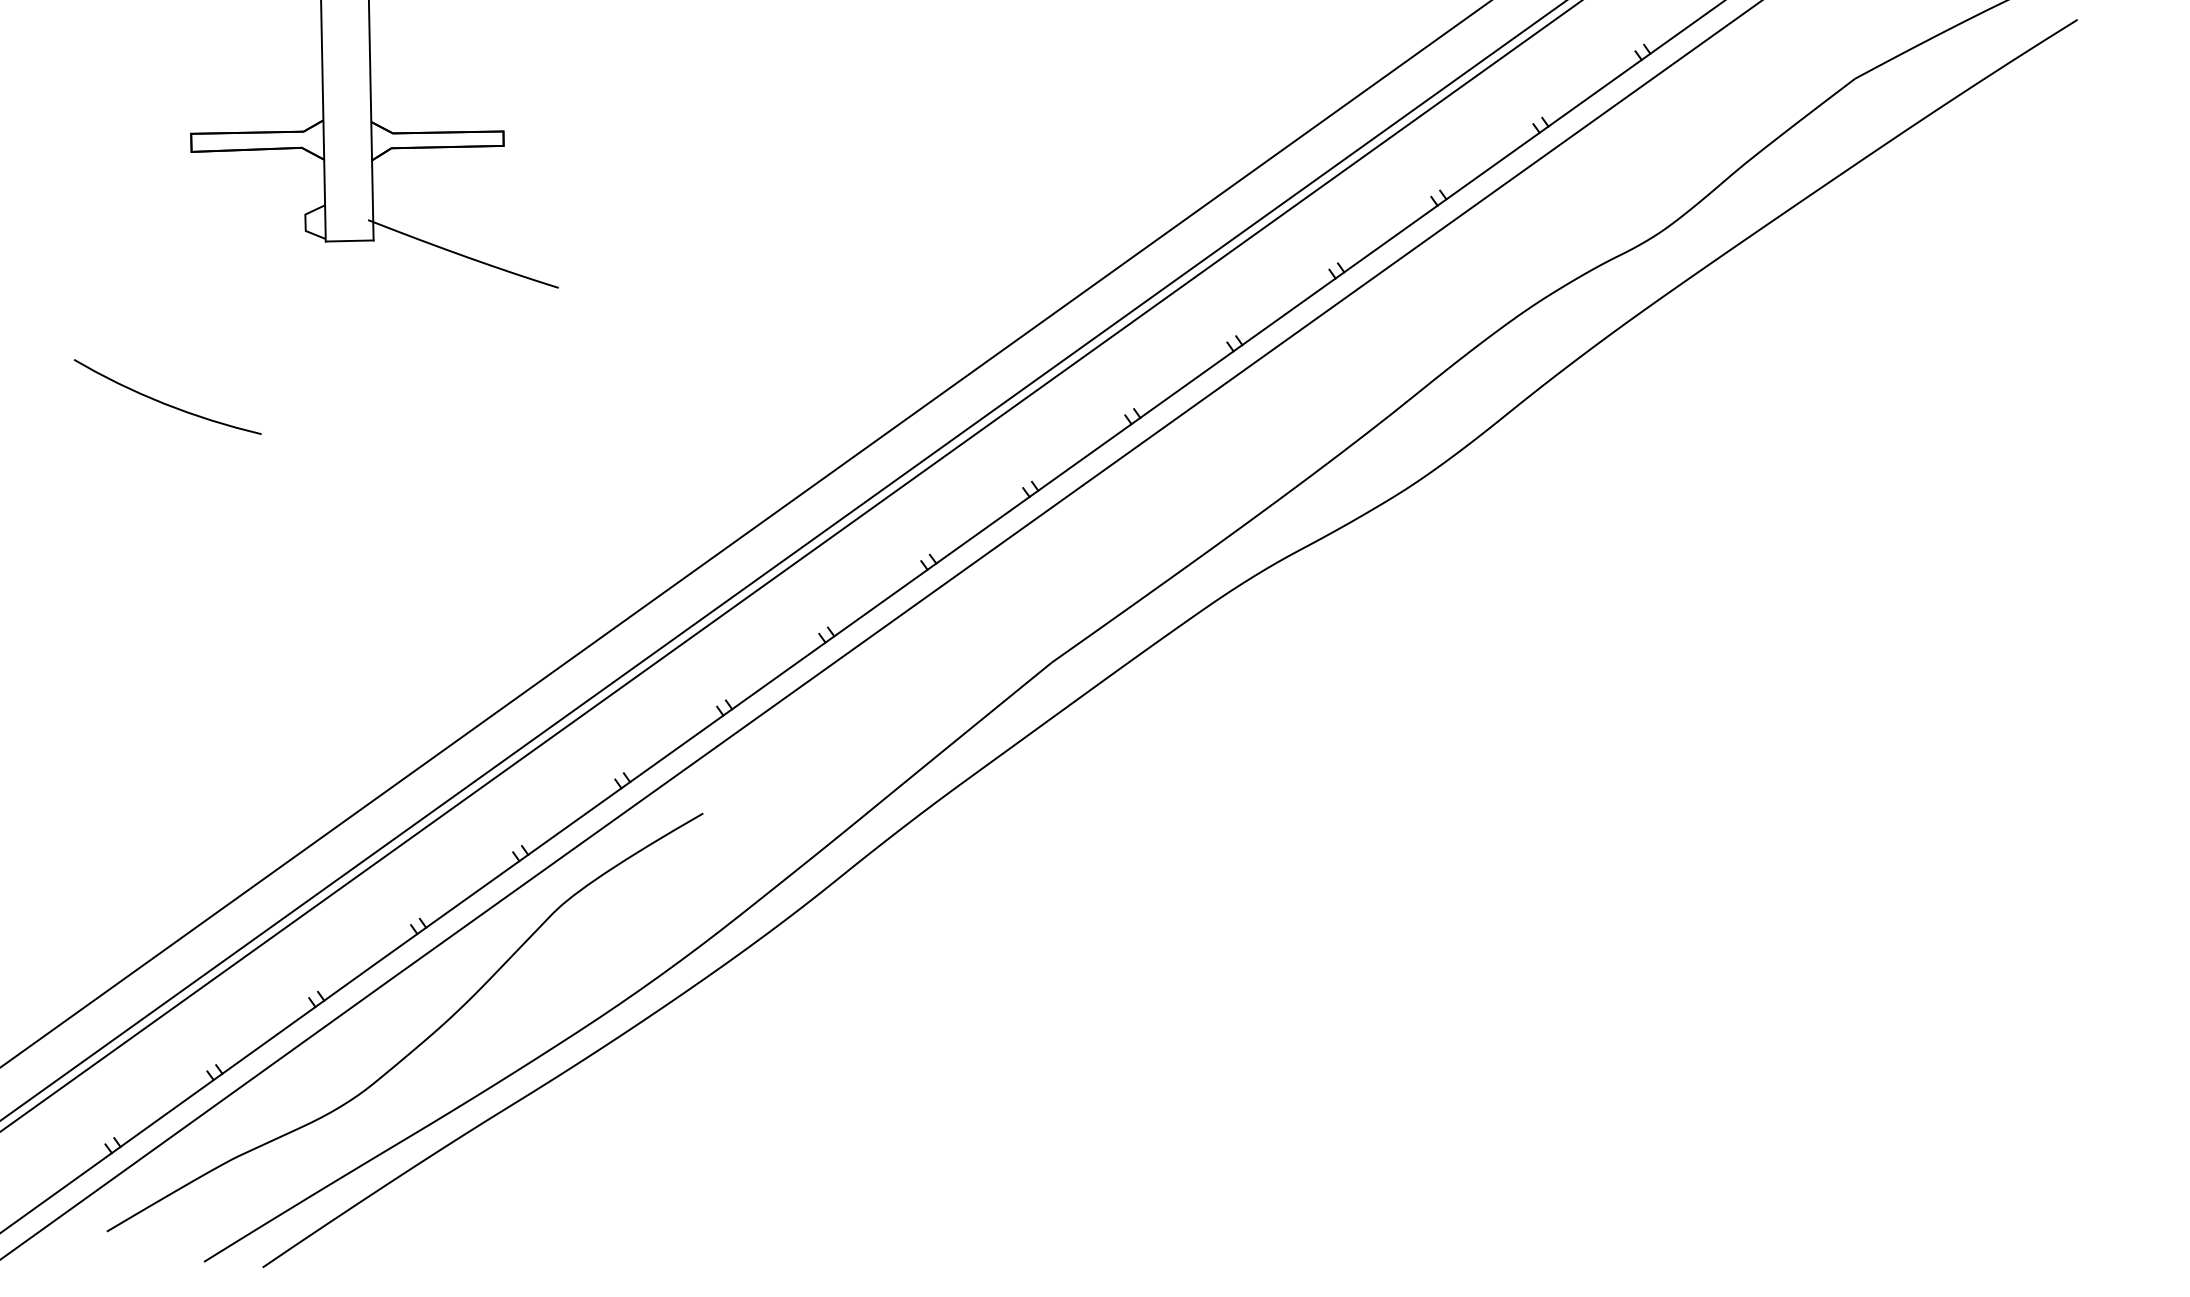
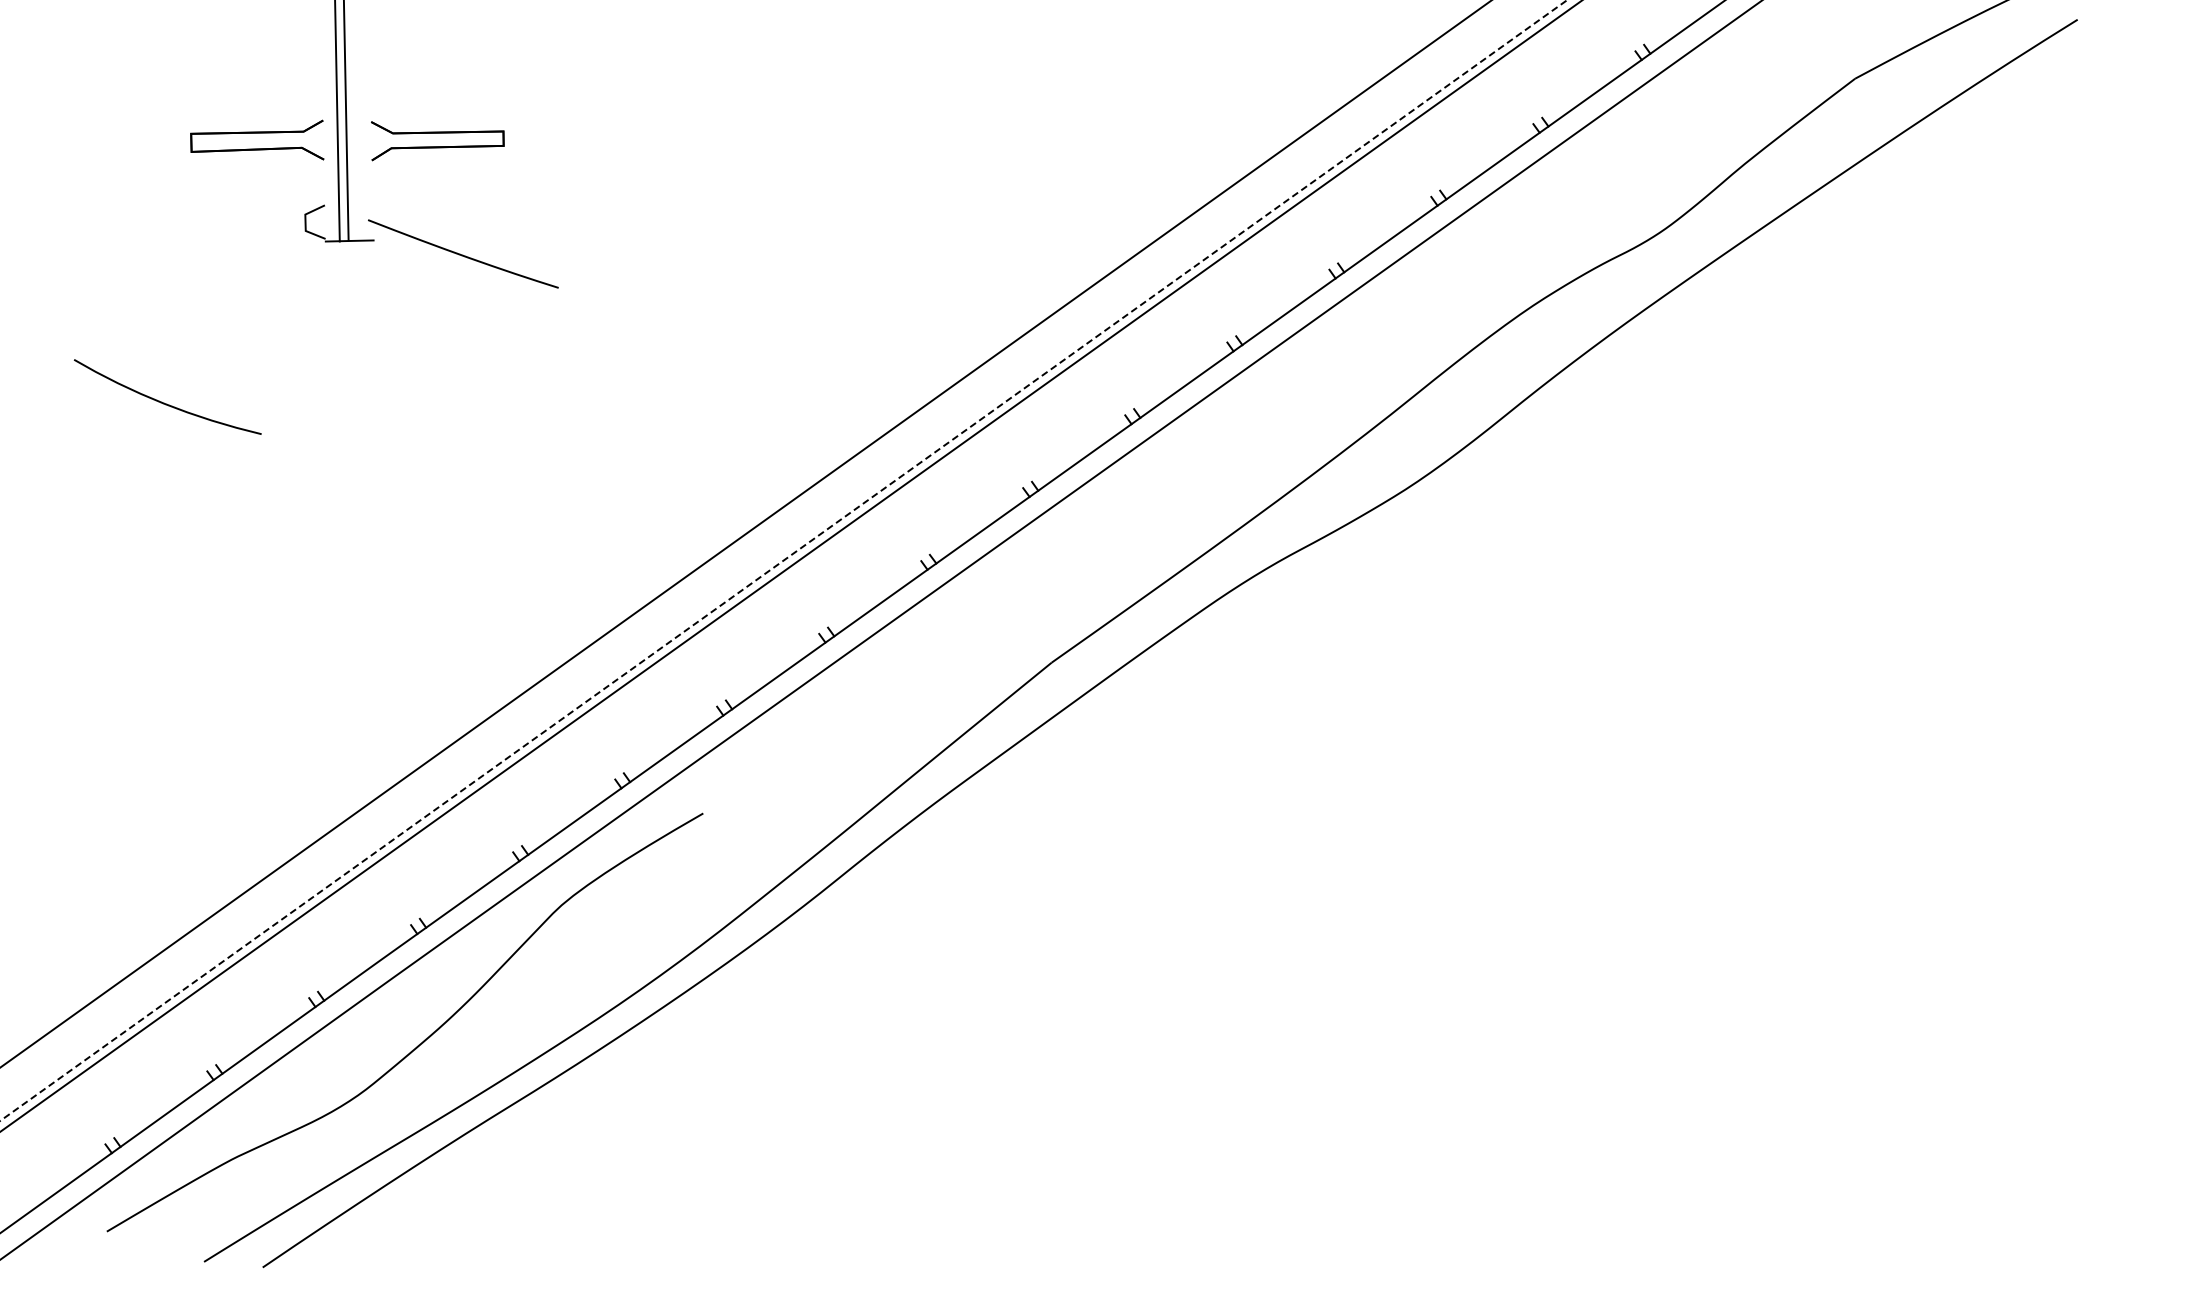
line position: (323, 121) -> (337, 121) (337, 121)
line position: (370, 121) -> (345, 121) (345, 121)
line: solid -> dashed (783, 560)
